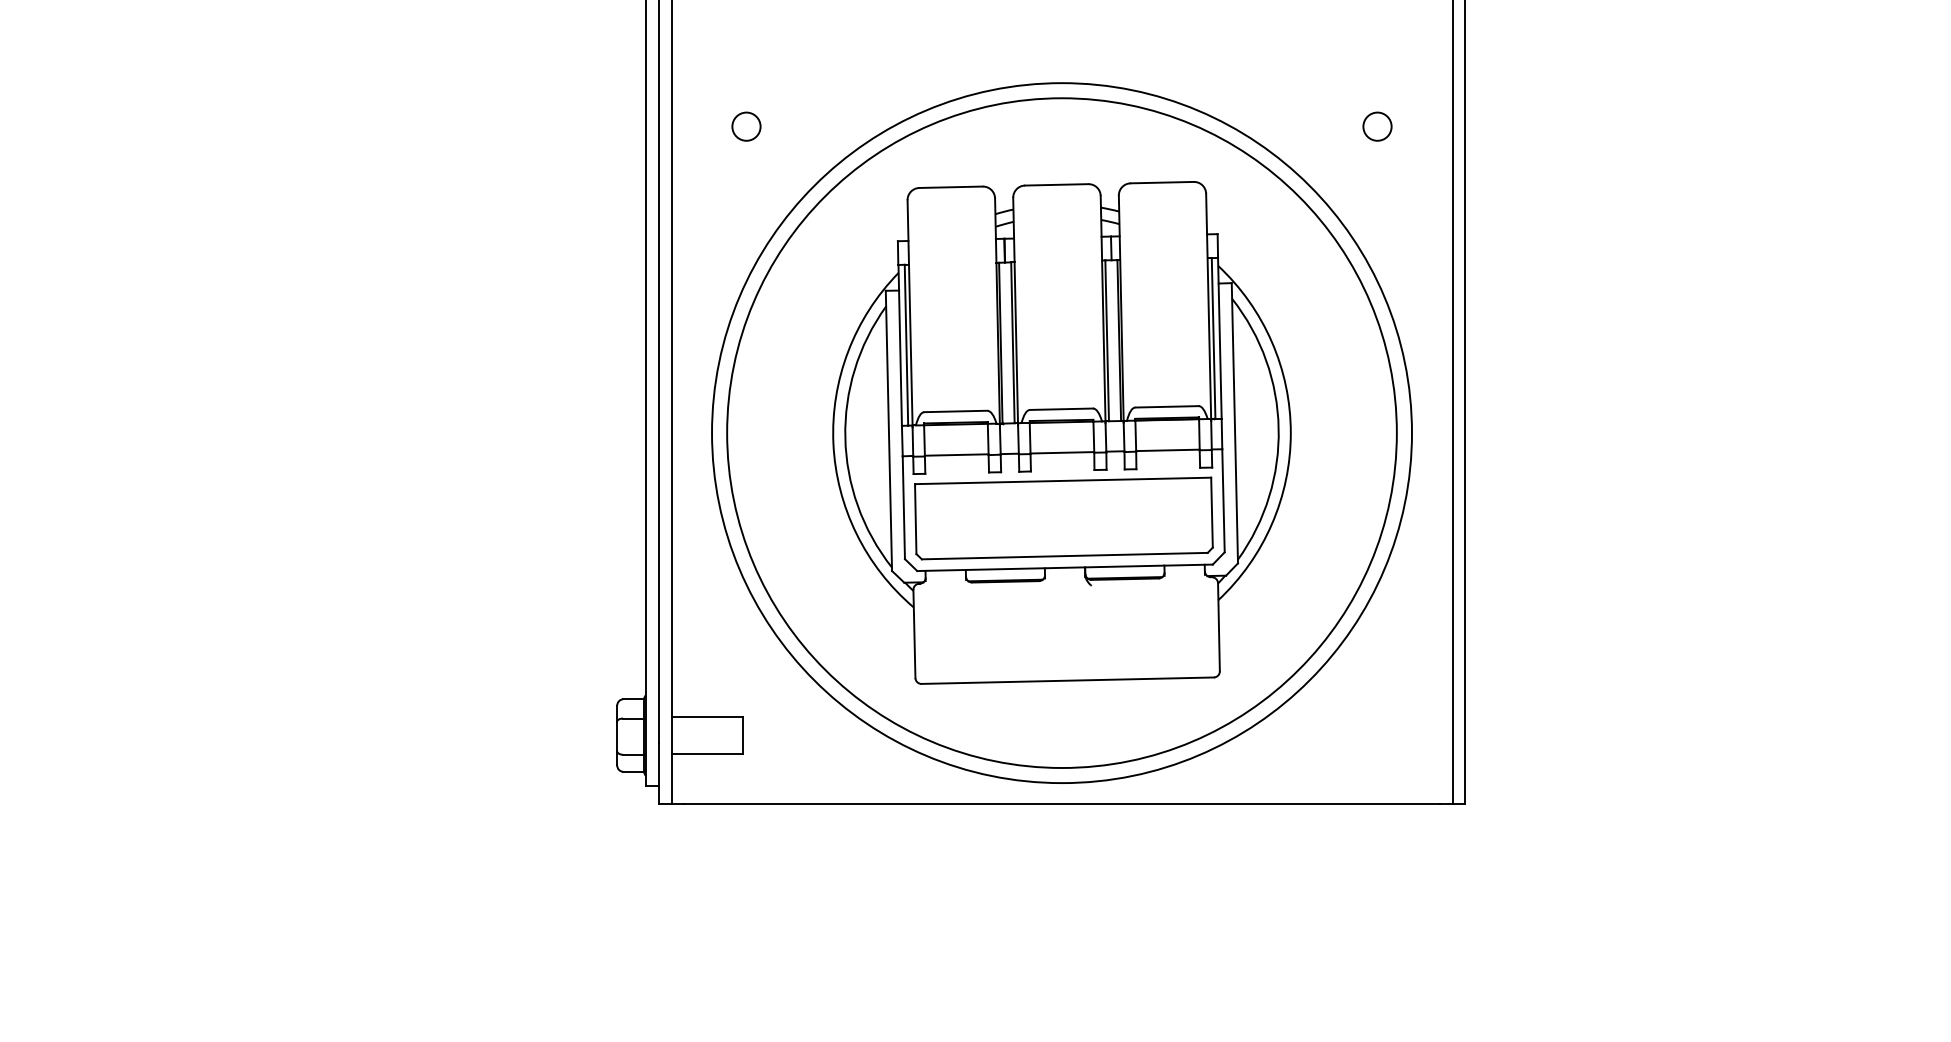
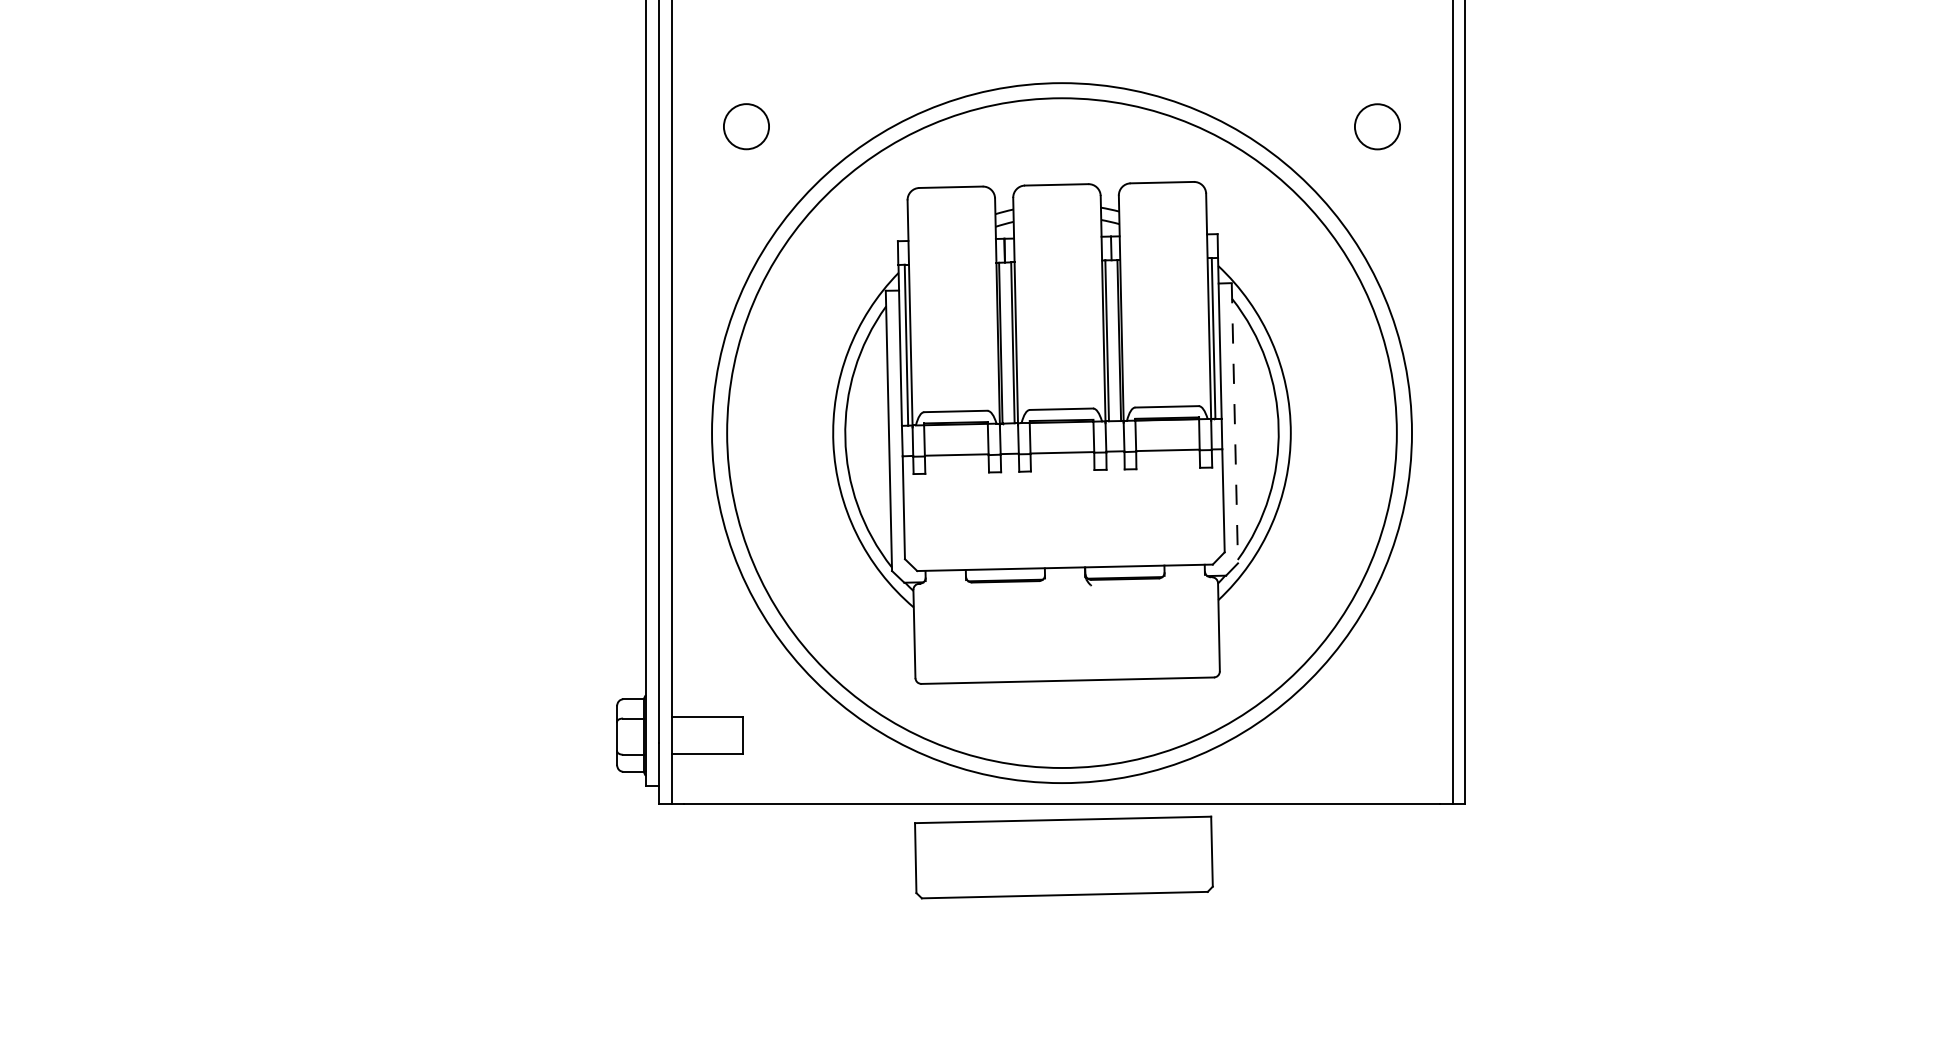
circle diameter: 28 px -> 45 px (746, 126)
circle size: 31x31 px -> 47x48 px (1377, 126)
line: solid -> dashed (1234, 423)
part position: (1063, 518) -> (1063, 857) (1063, 857)
